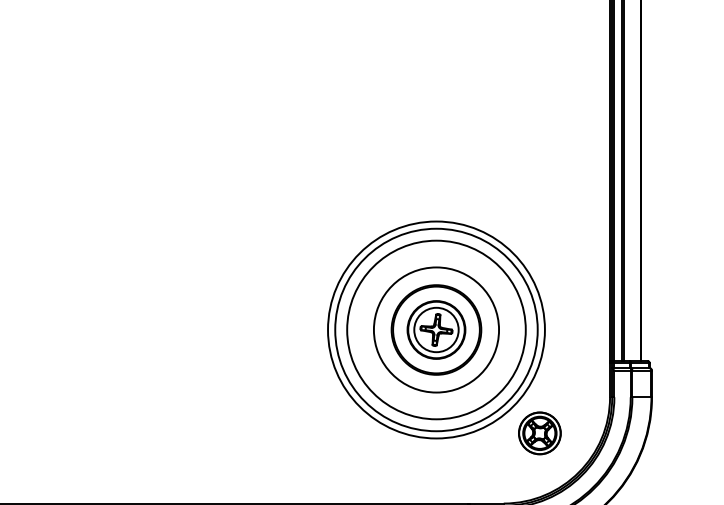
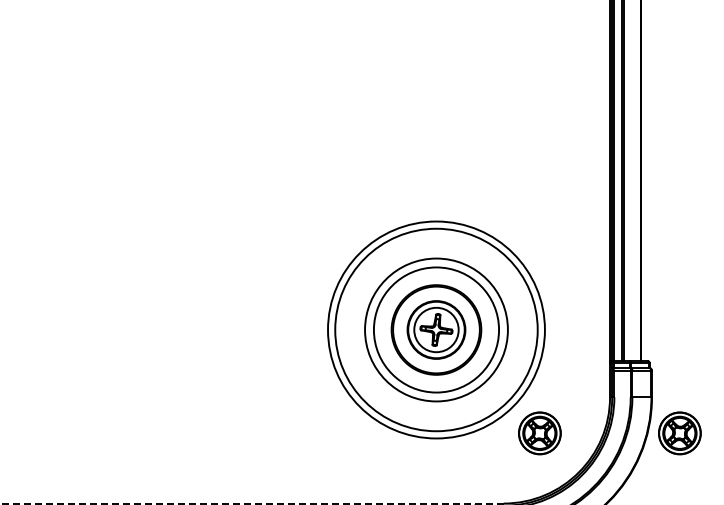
circle diameter: 179 px -> 143 px (436, 329)
part: none -> present (679, 433)
line: solid -> dashed (251, 503)
